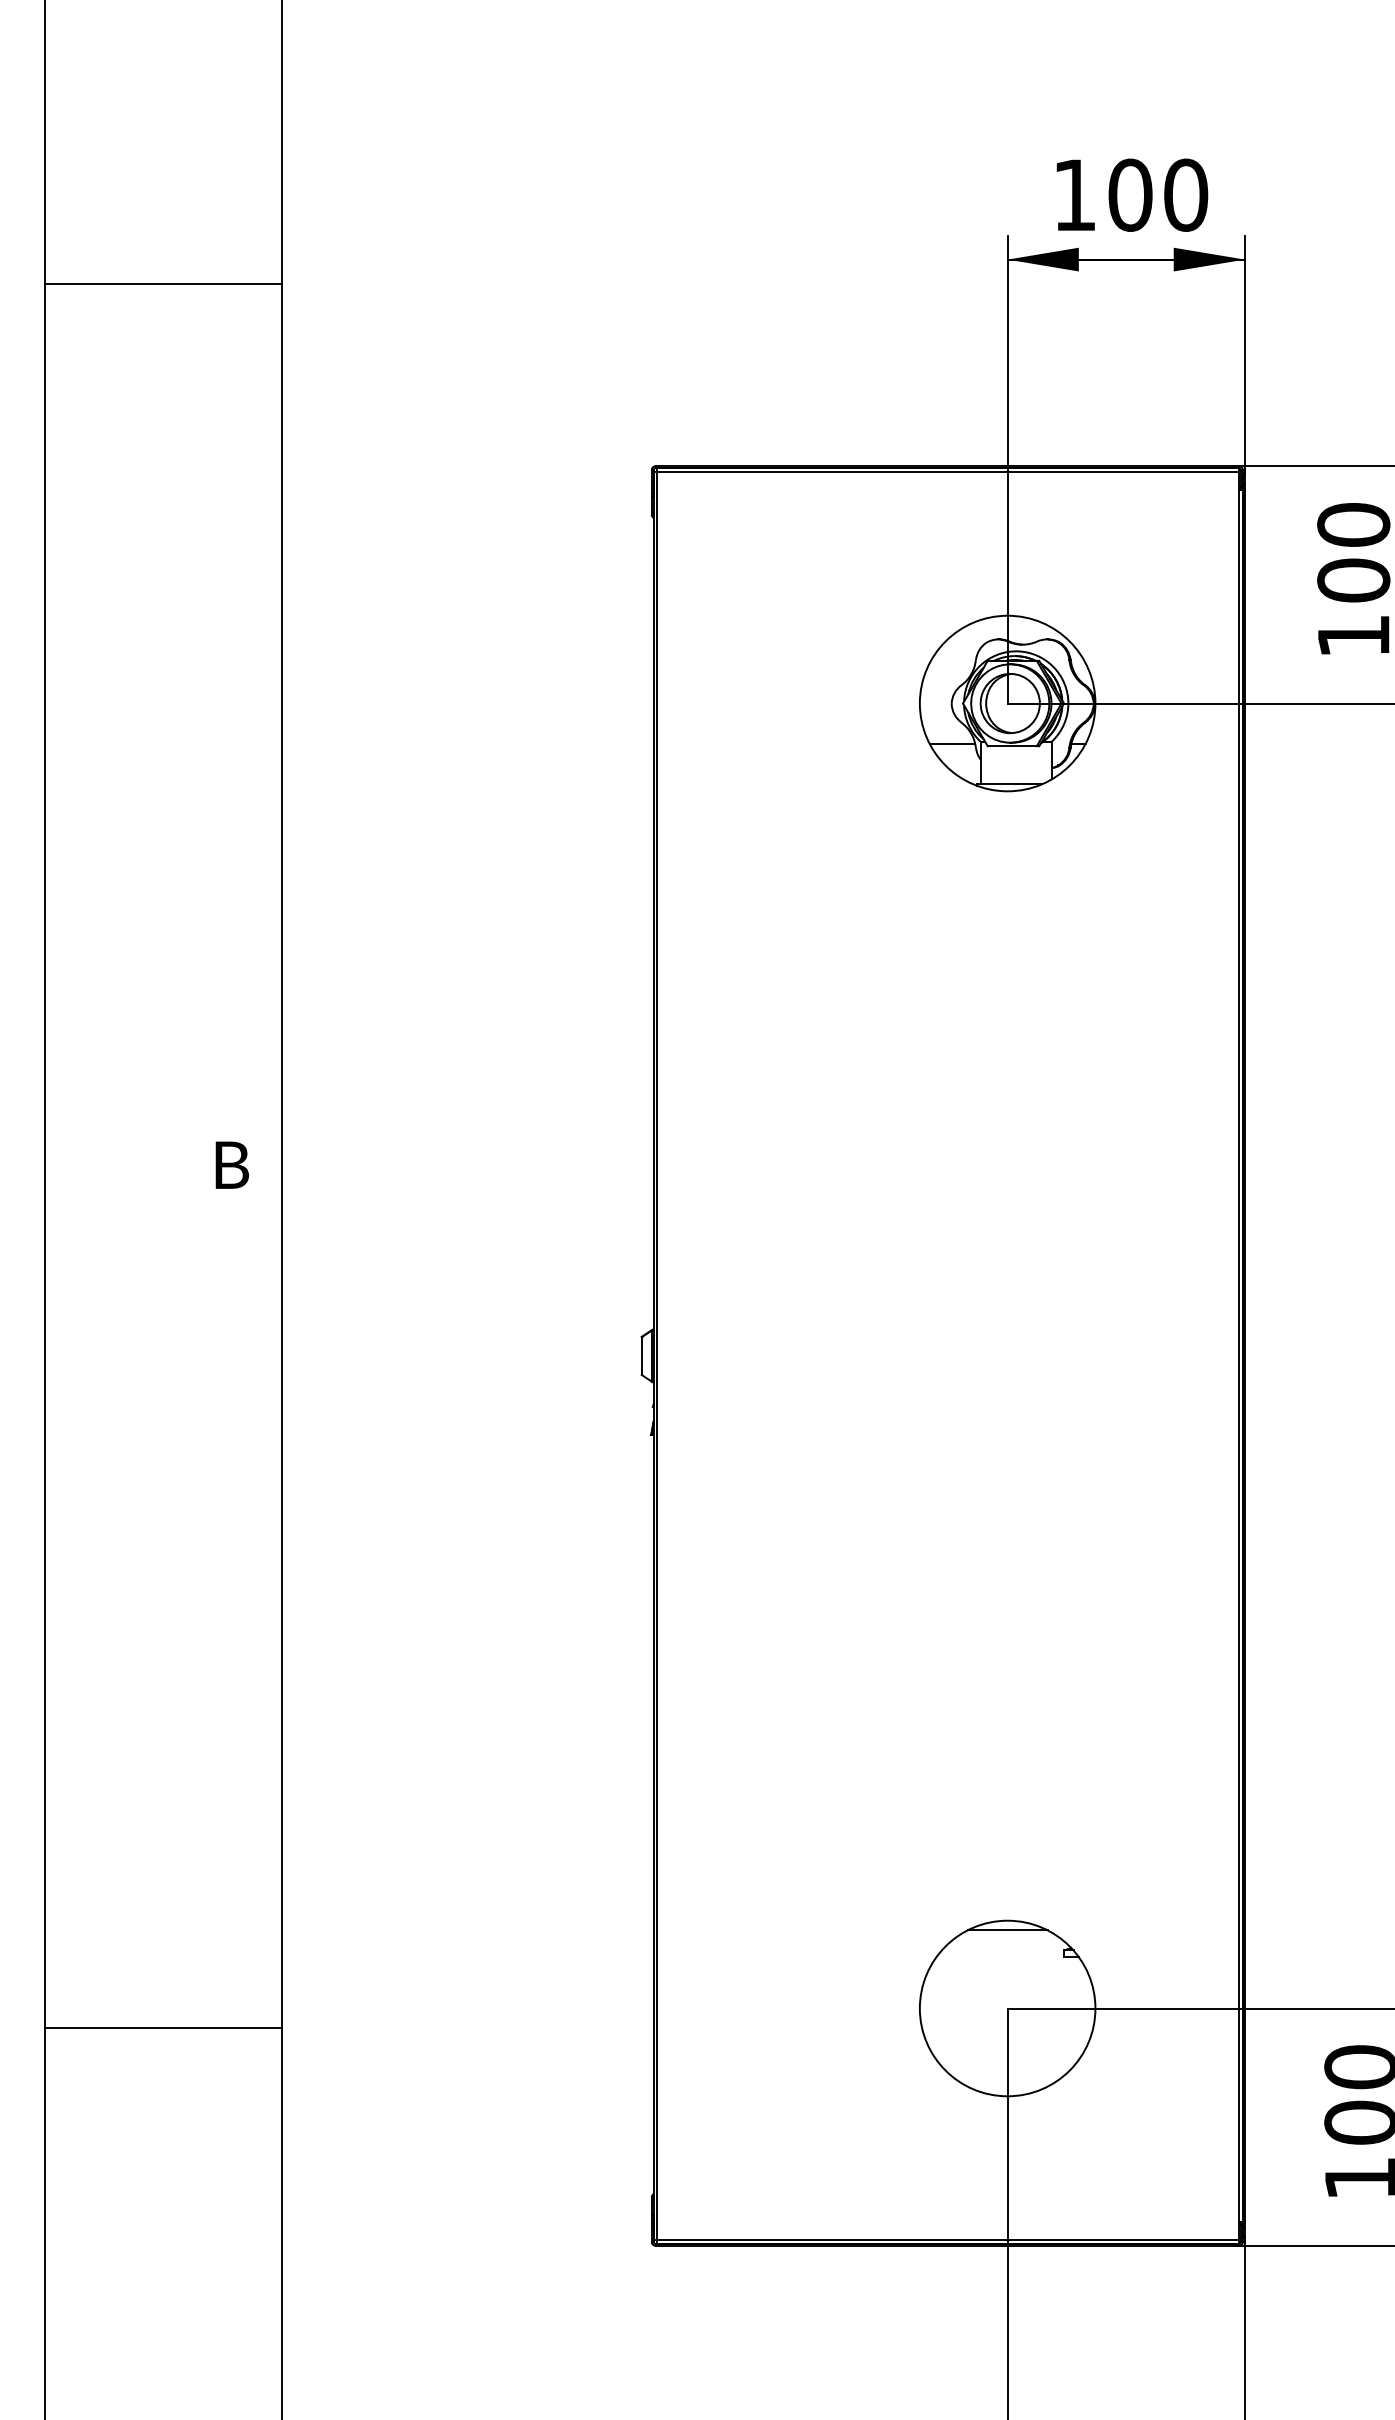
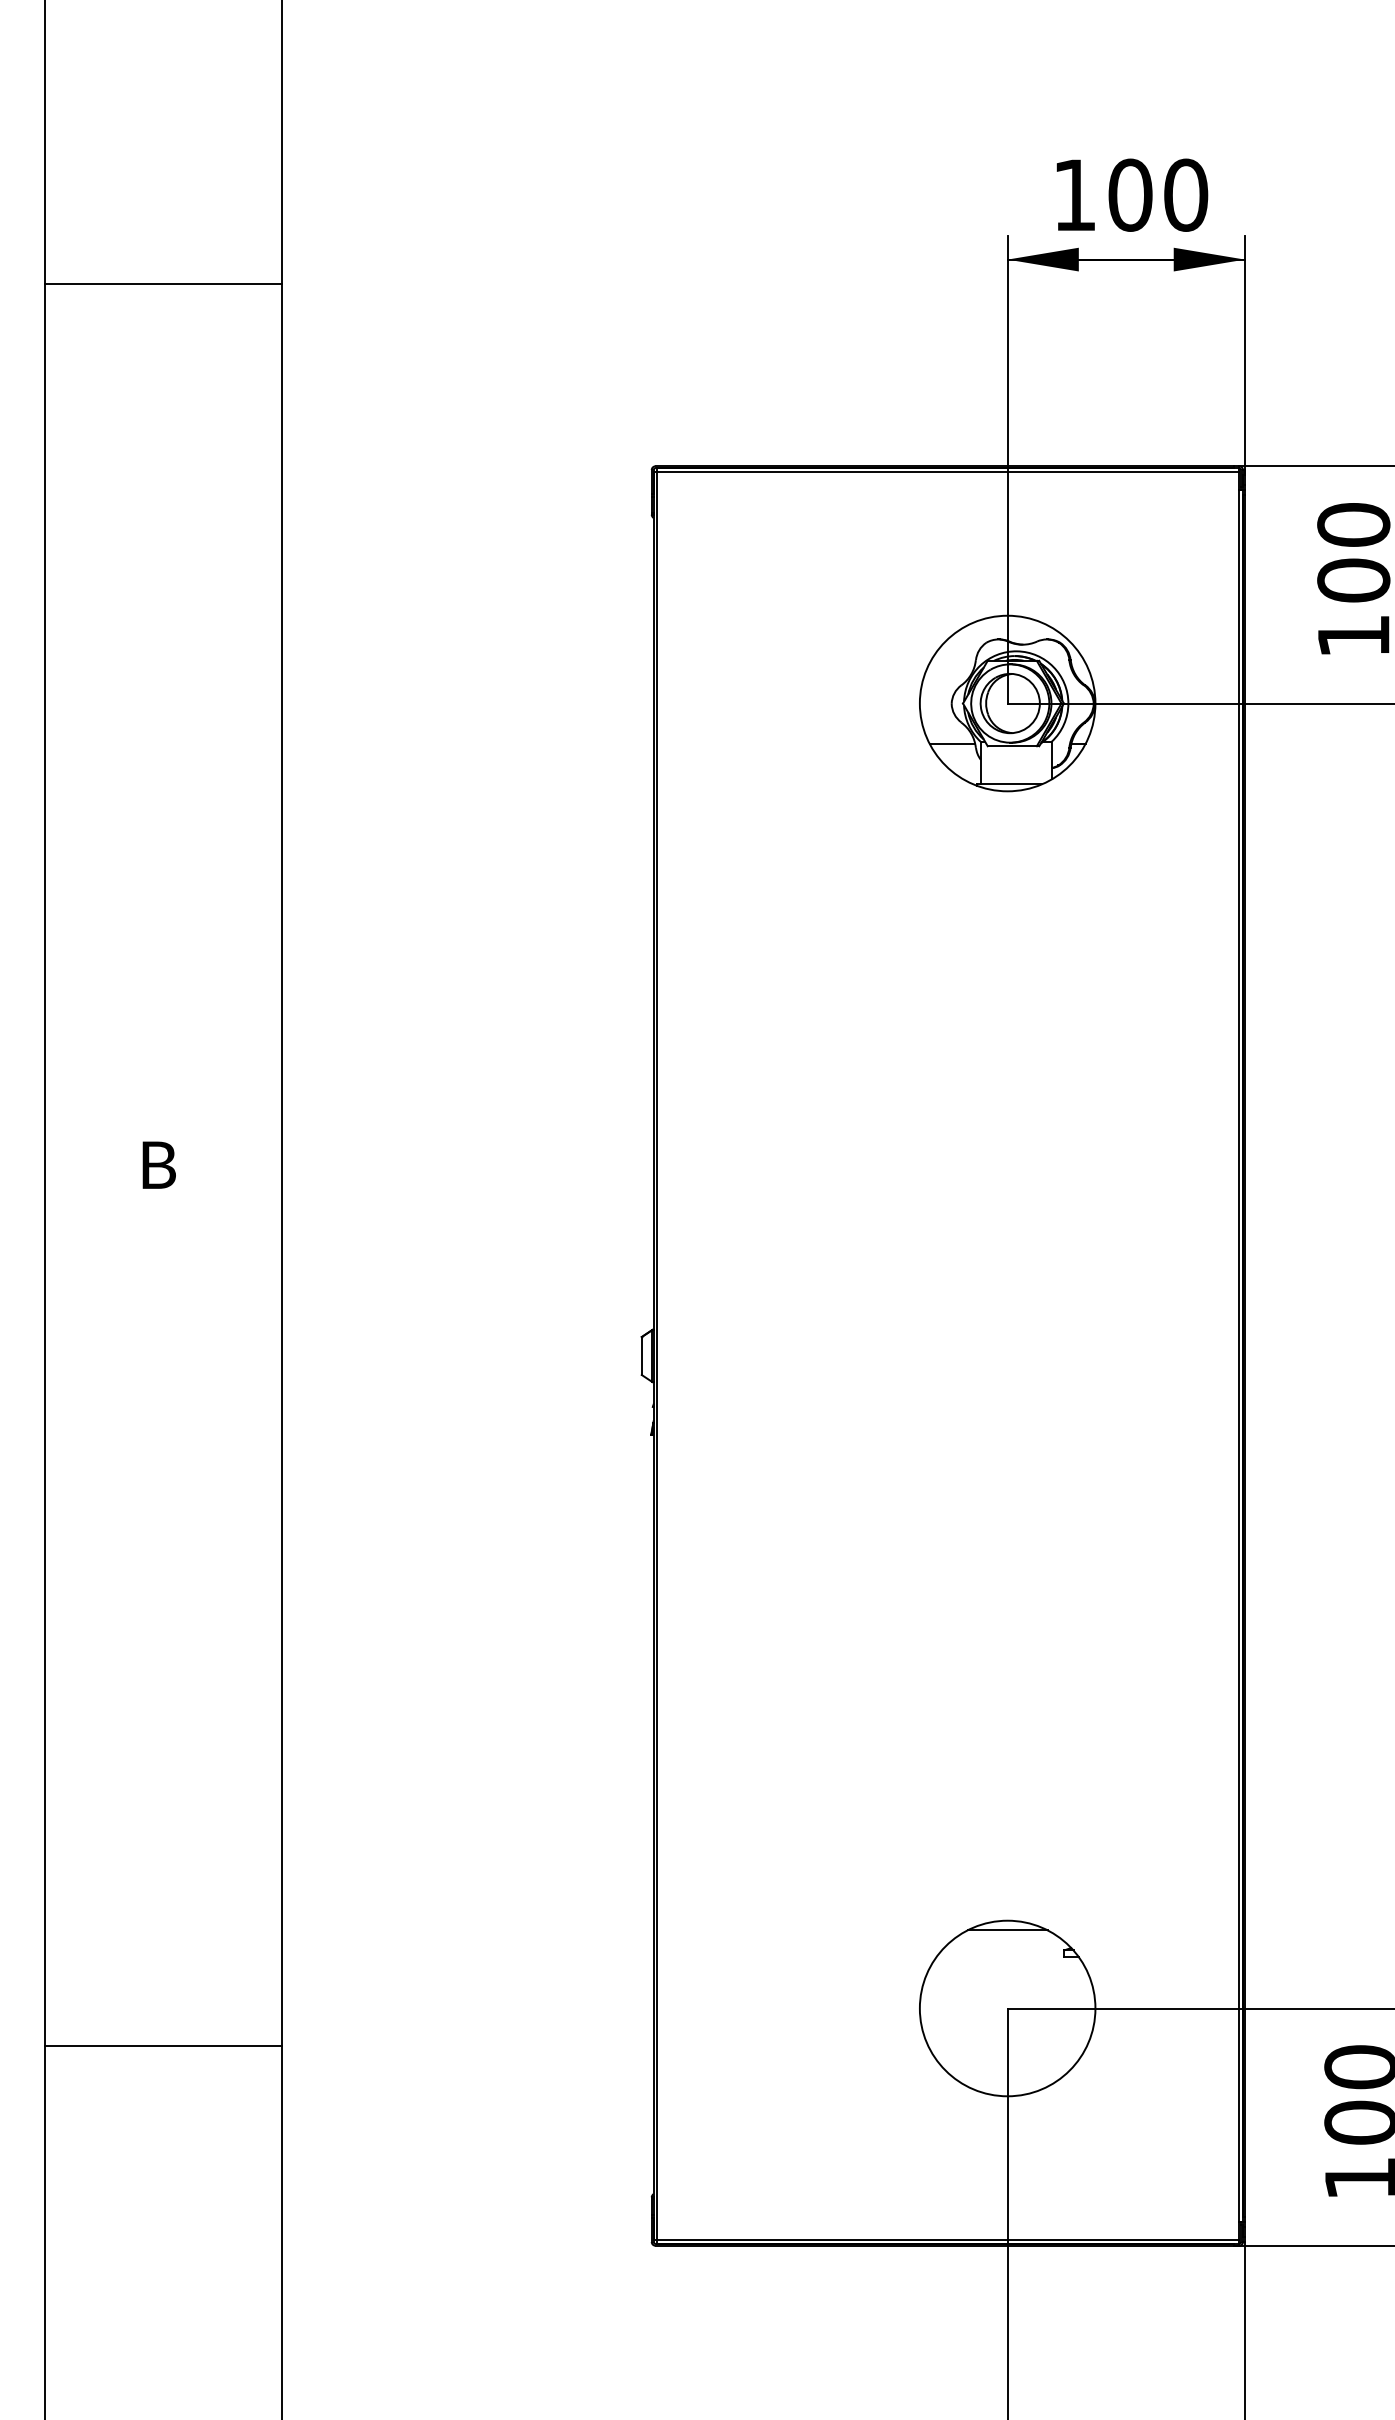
text position: (231, 1164) -> (158, 1164) (158, 1164)
line position: (163, 2028) -> (163, 2046) (163, 2046)
